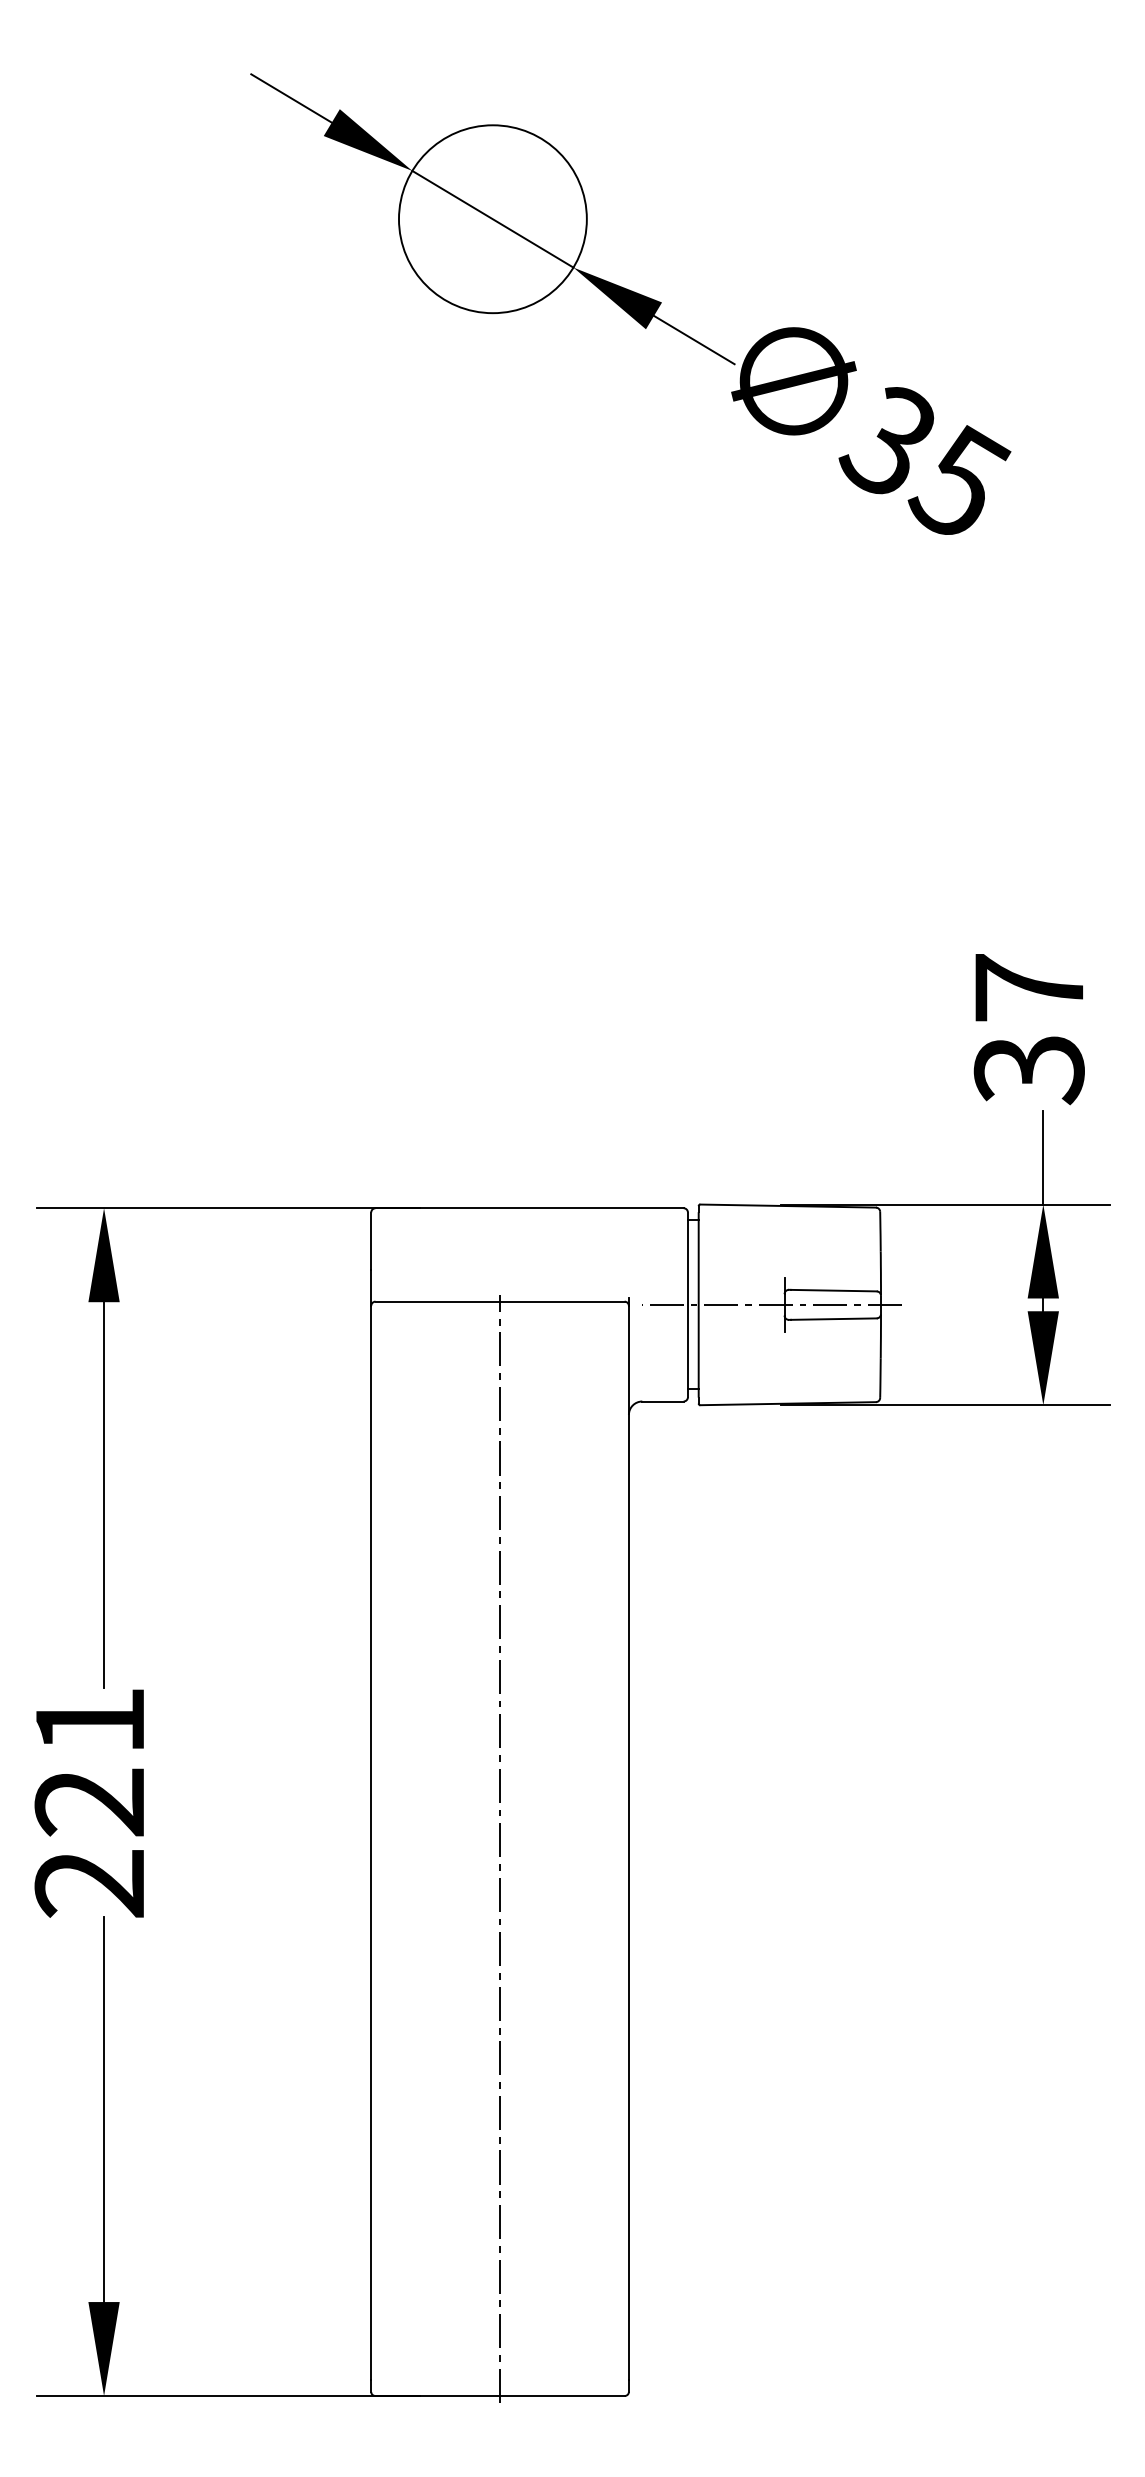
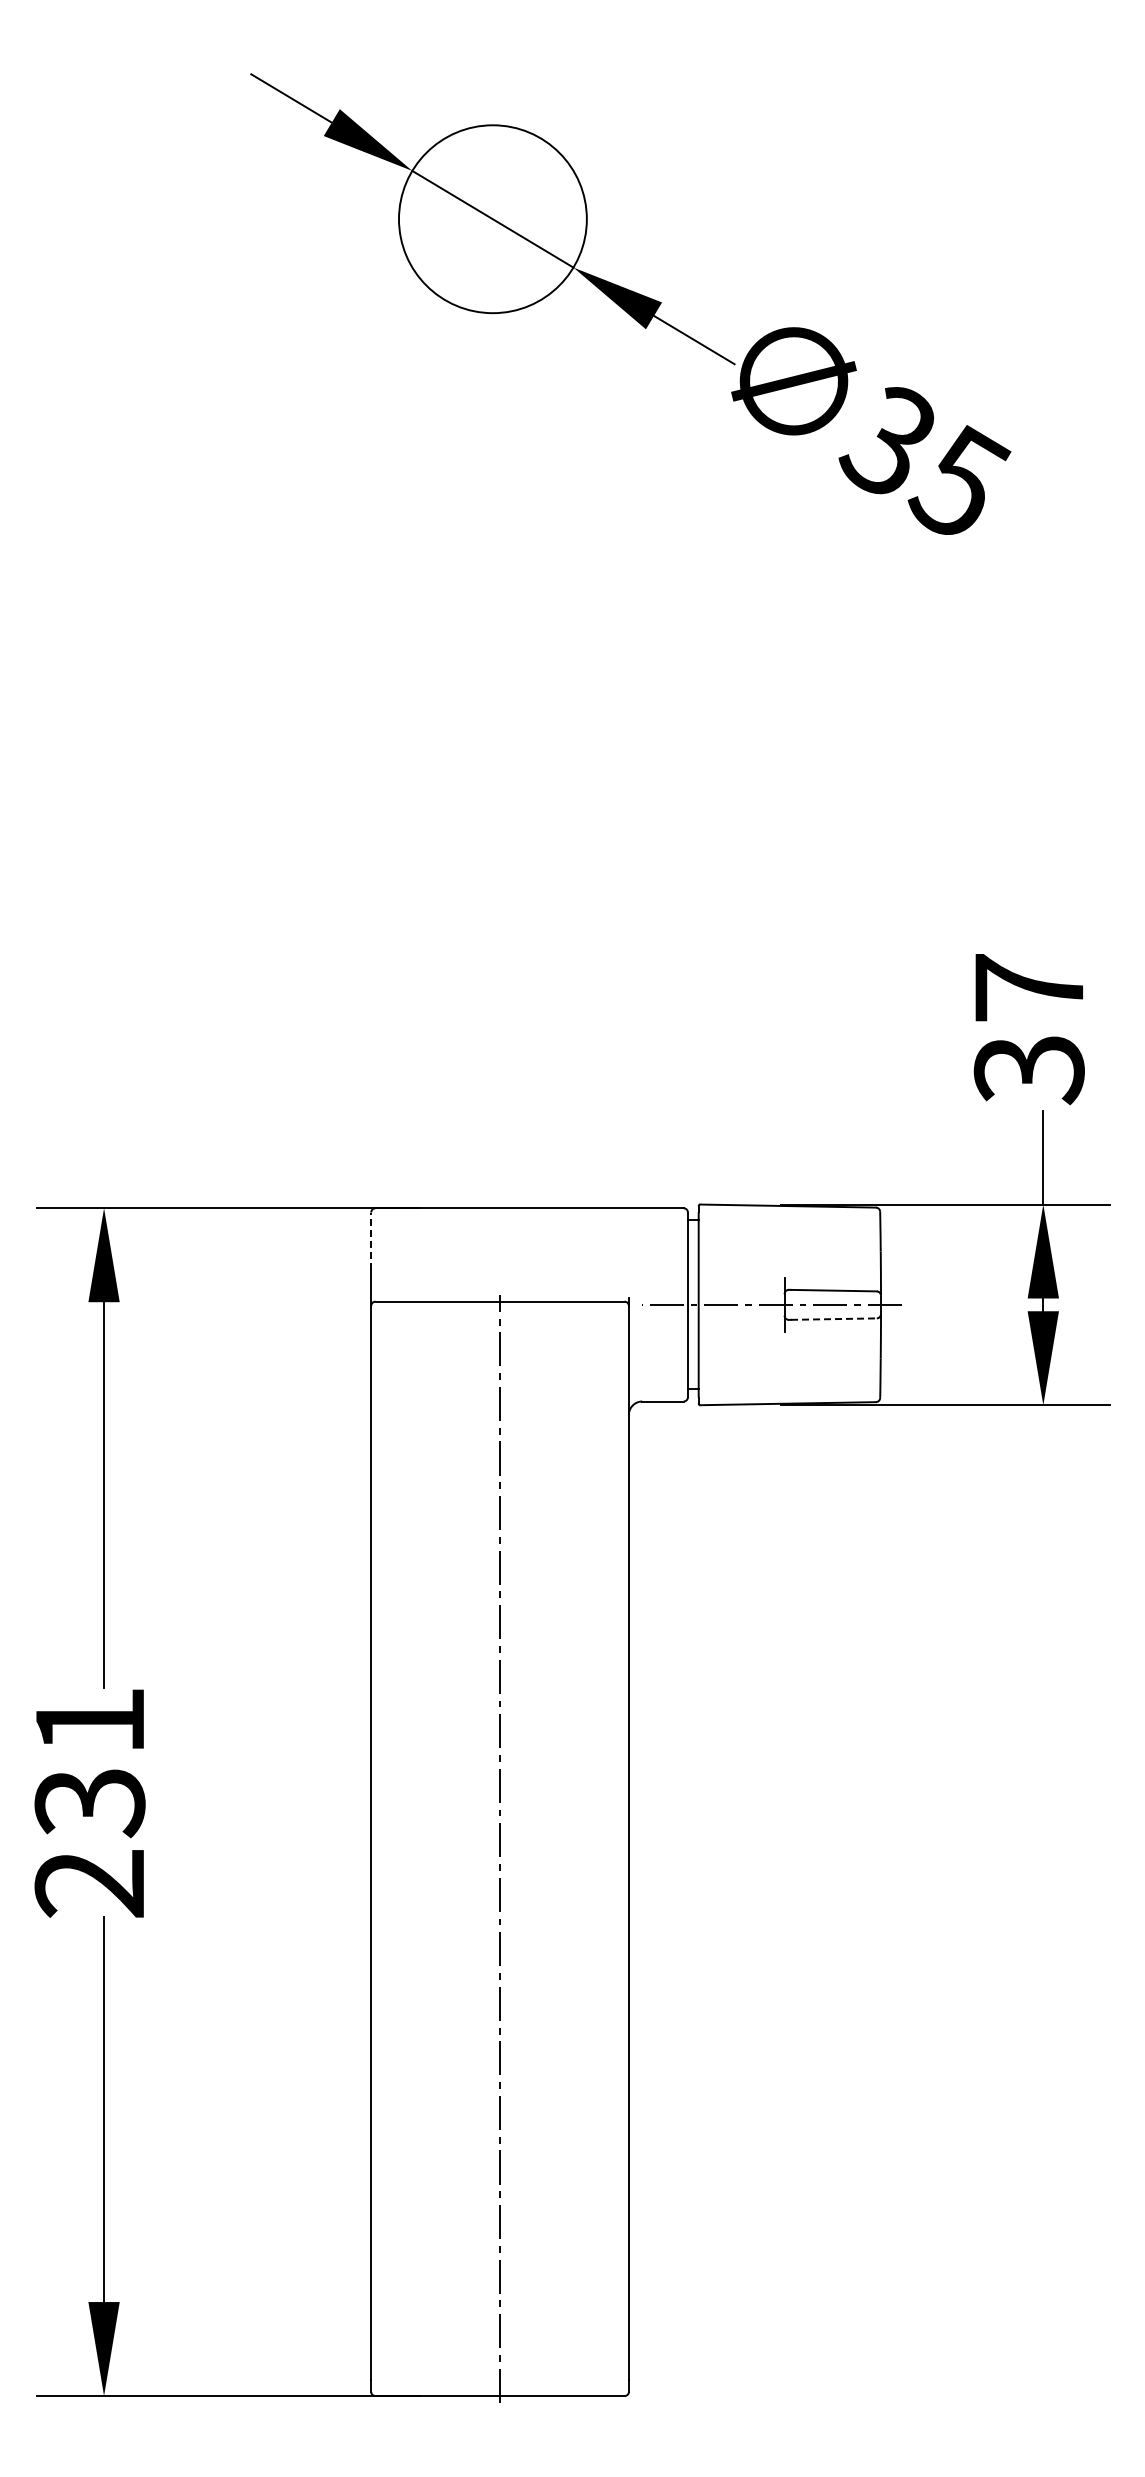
line: solid -> dashed (371, 1241)
line: solid -> dashed (833, 1319)
text: 221 -> 231 (89, 1803)
